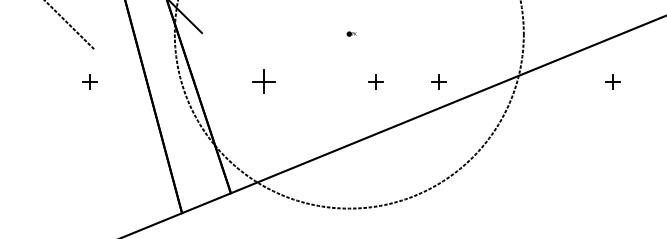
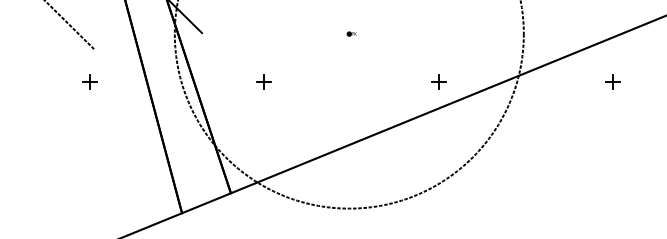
part size: 24x25 px -> 16x16 px (263, 81)
part: present -> none (375, 81)
